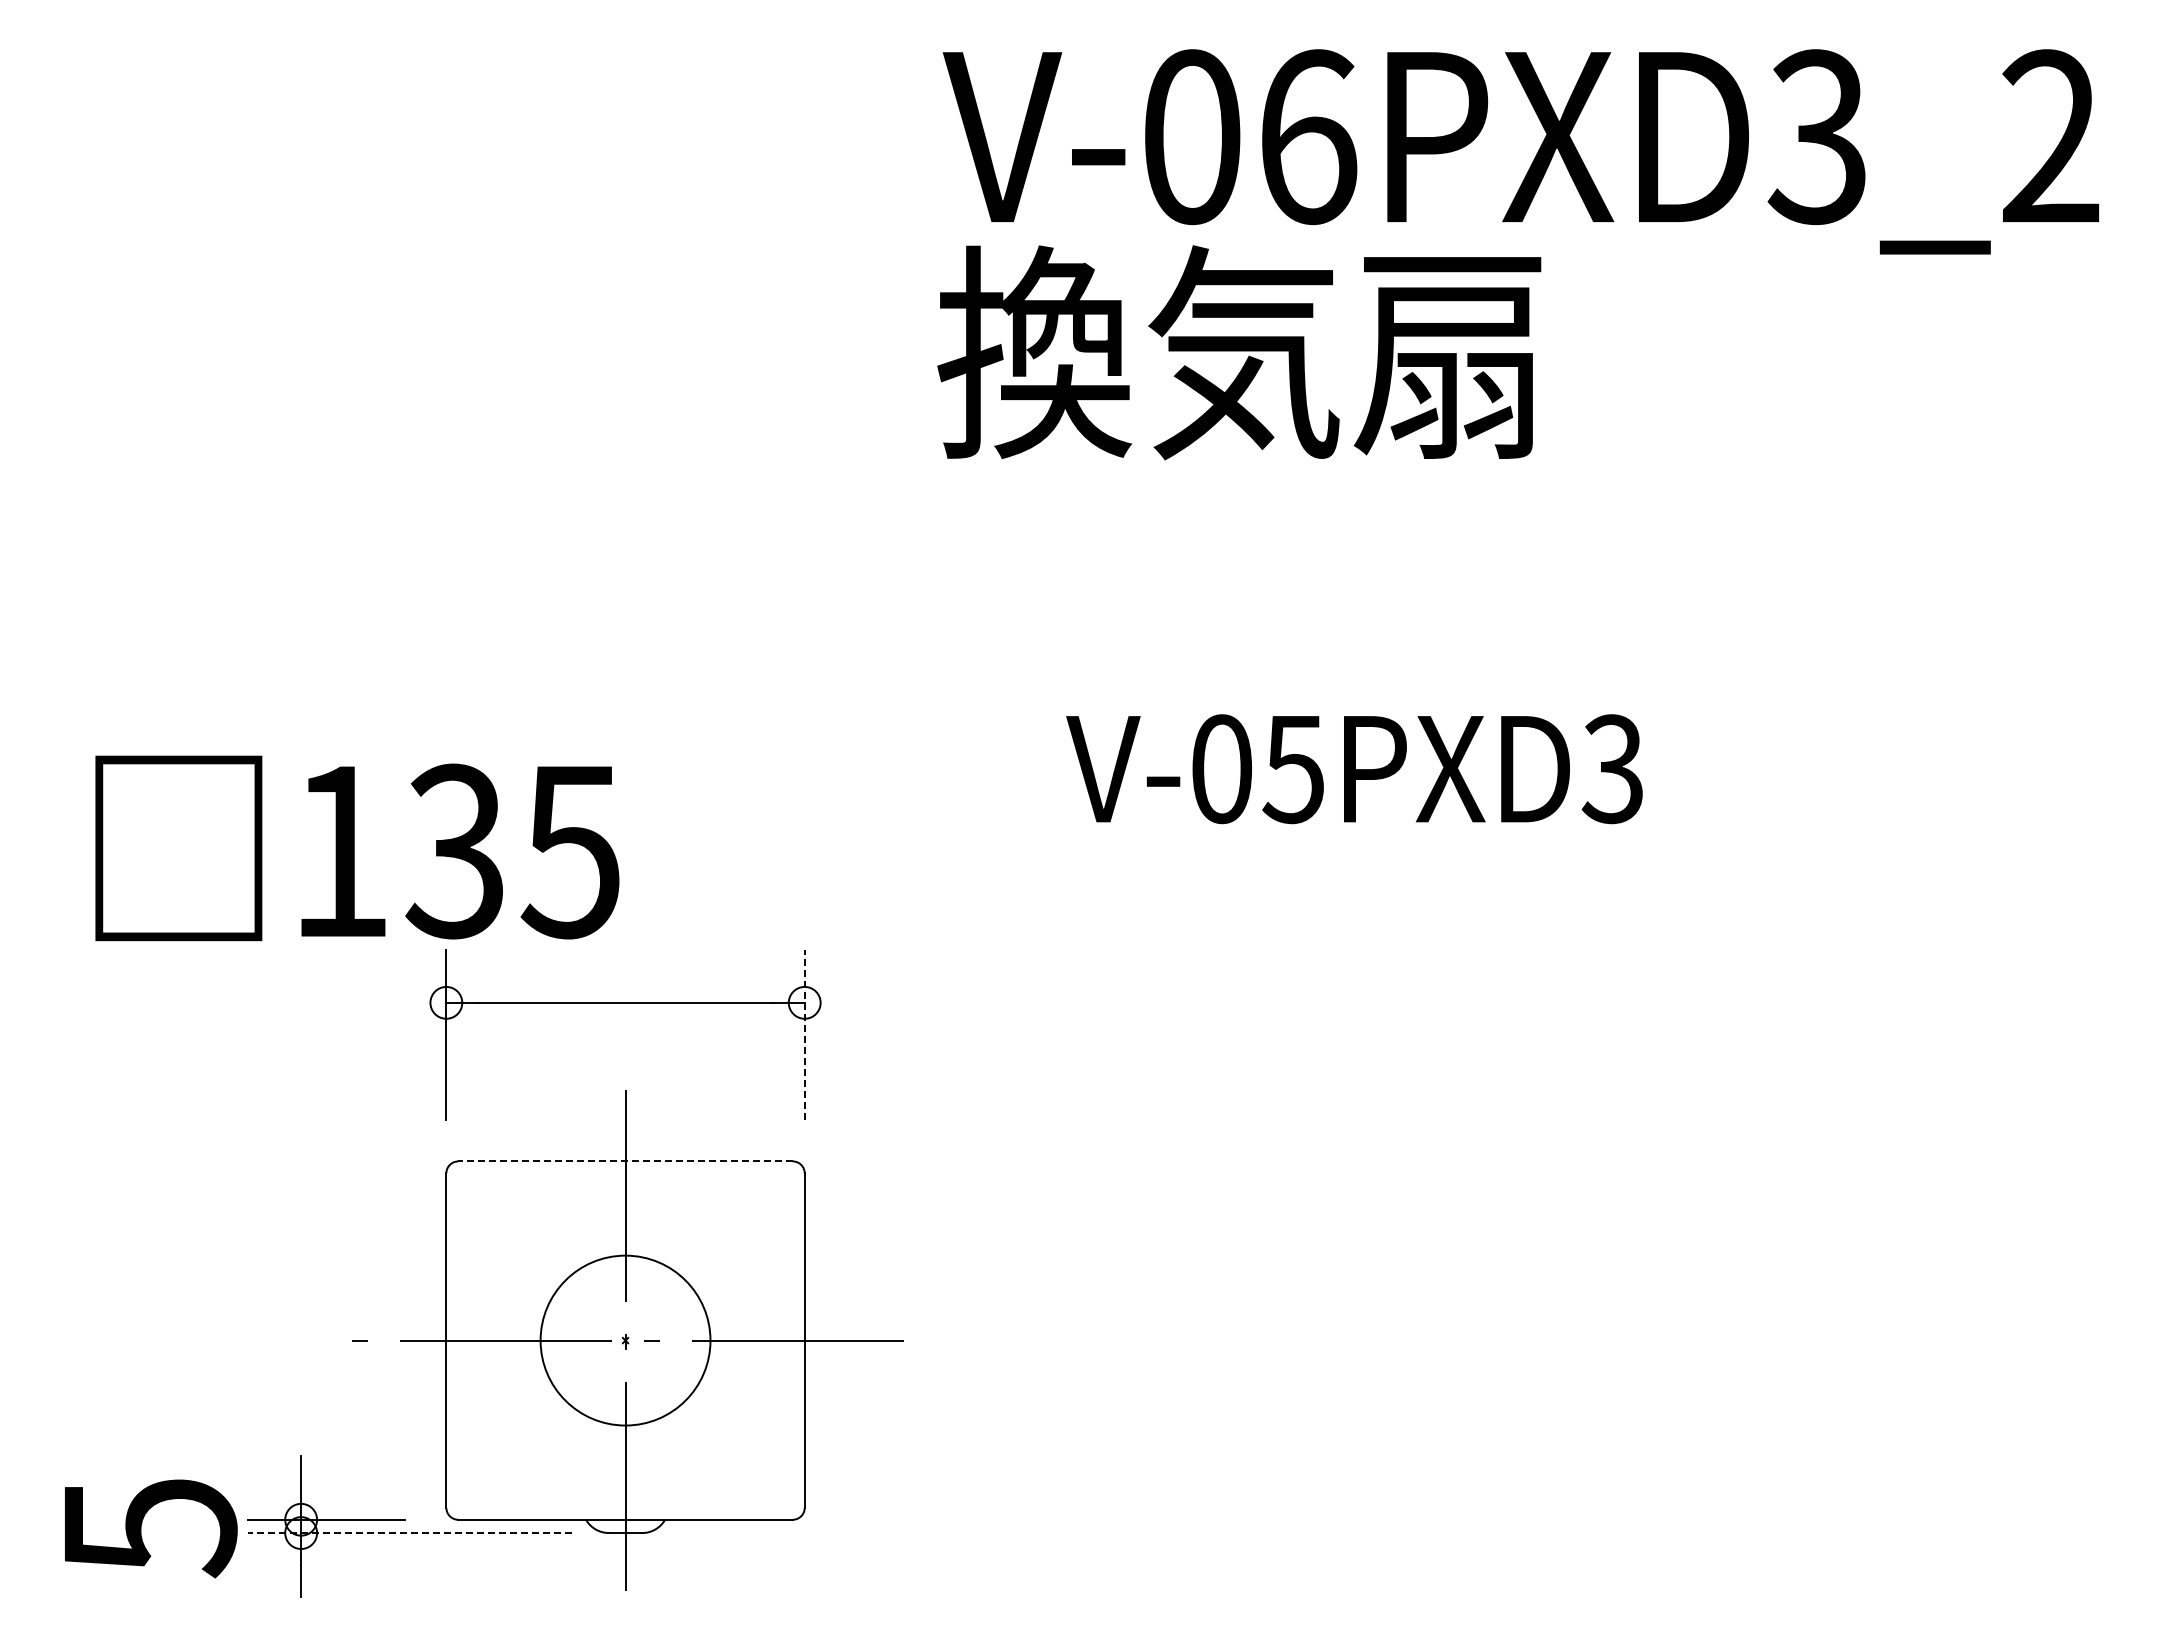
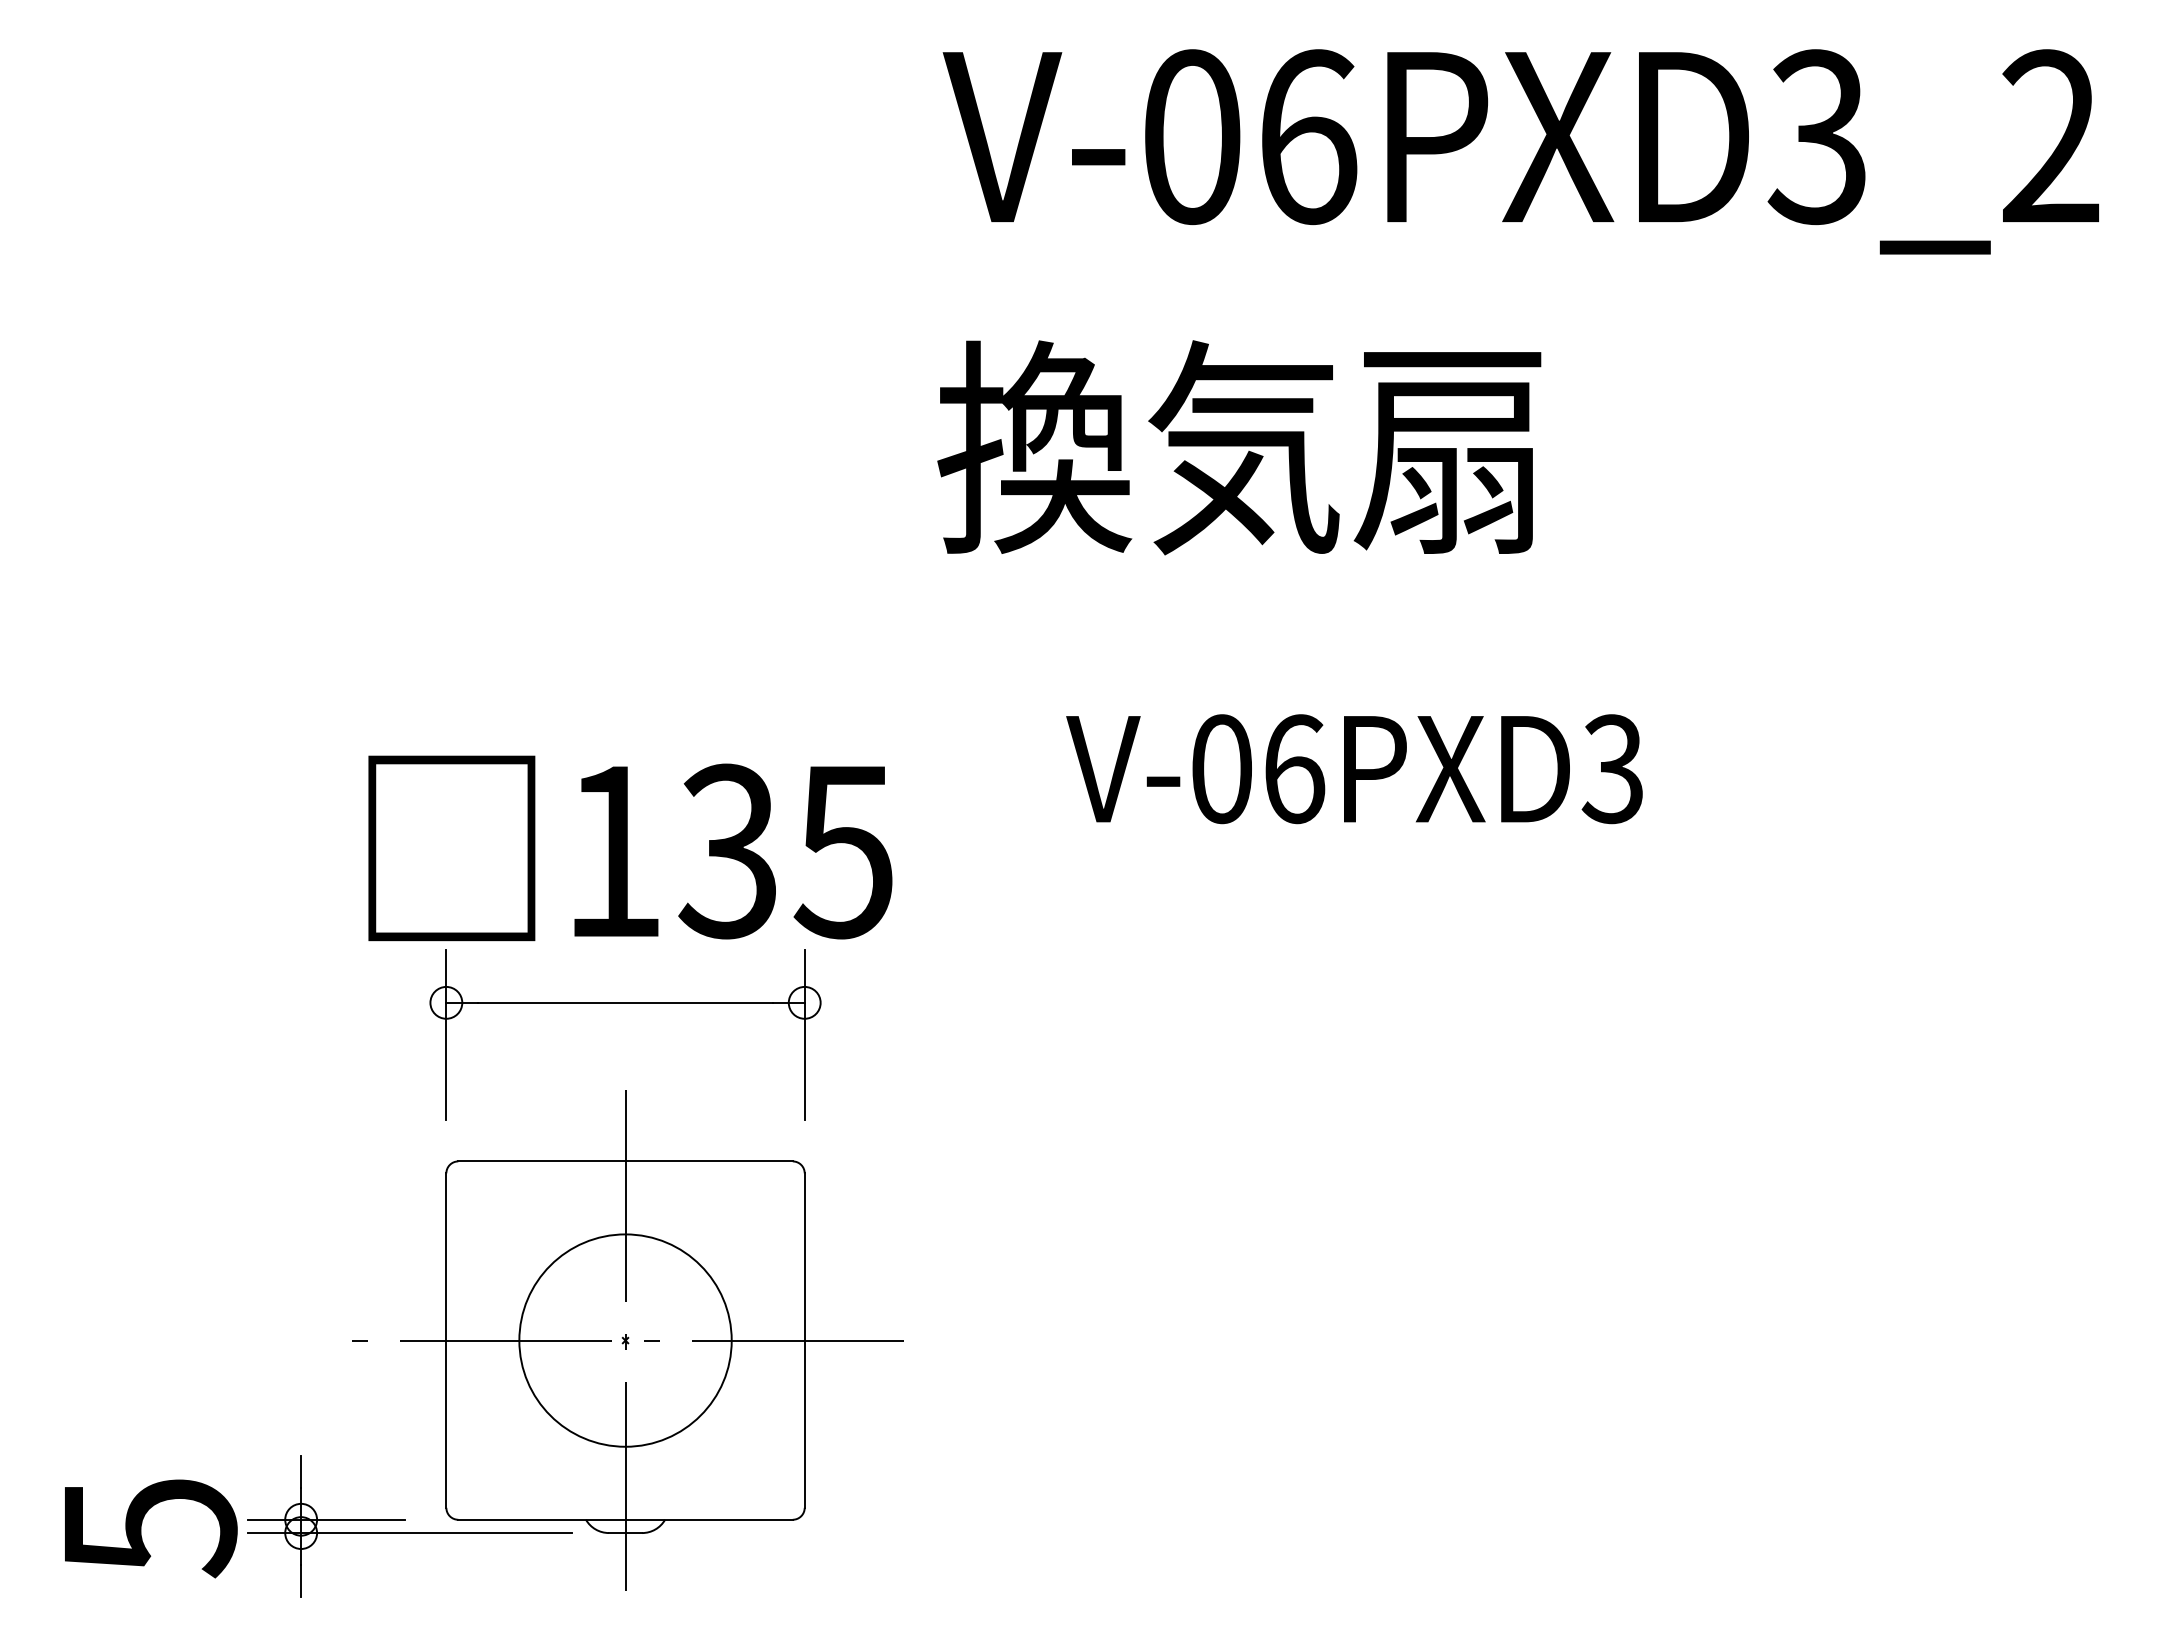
text position: (1239, 352) -> (1239, 447) (1239, 447)
text: V-05PXD3 -> V-06PXD3 (1293, 769)
text position: (357, 848) -> (630, 848) (630, 848)
line: dashed -> solid (804, 1034)
line: dashed -> solid (625, 1161)
circle diameter: 170 px -> 212 px (625, 1340)
line: dashed -> solid (409, 1533)
